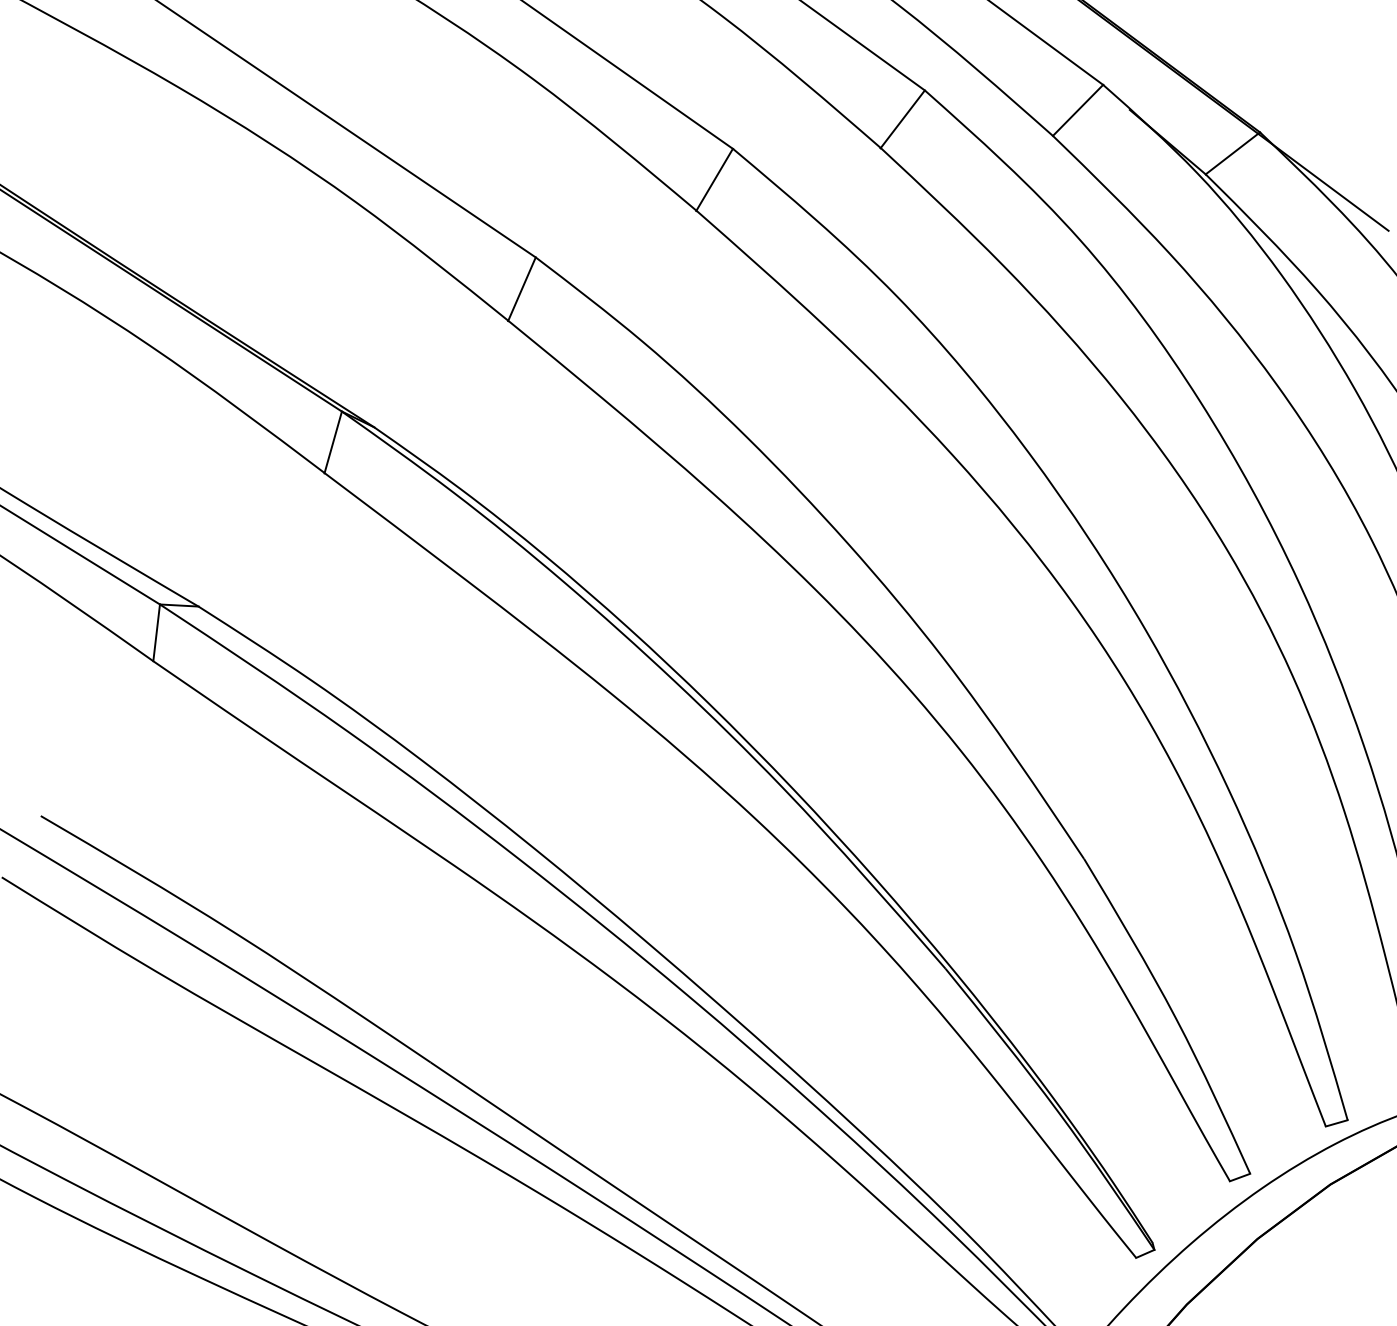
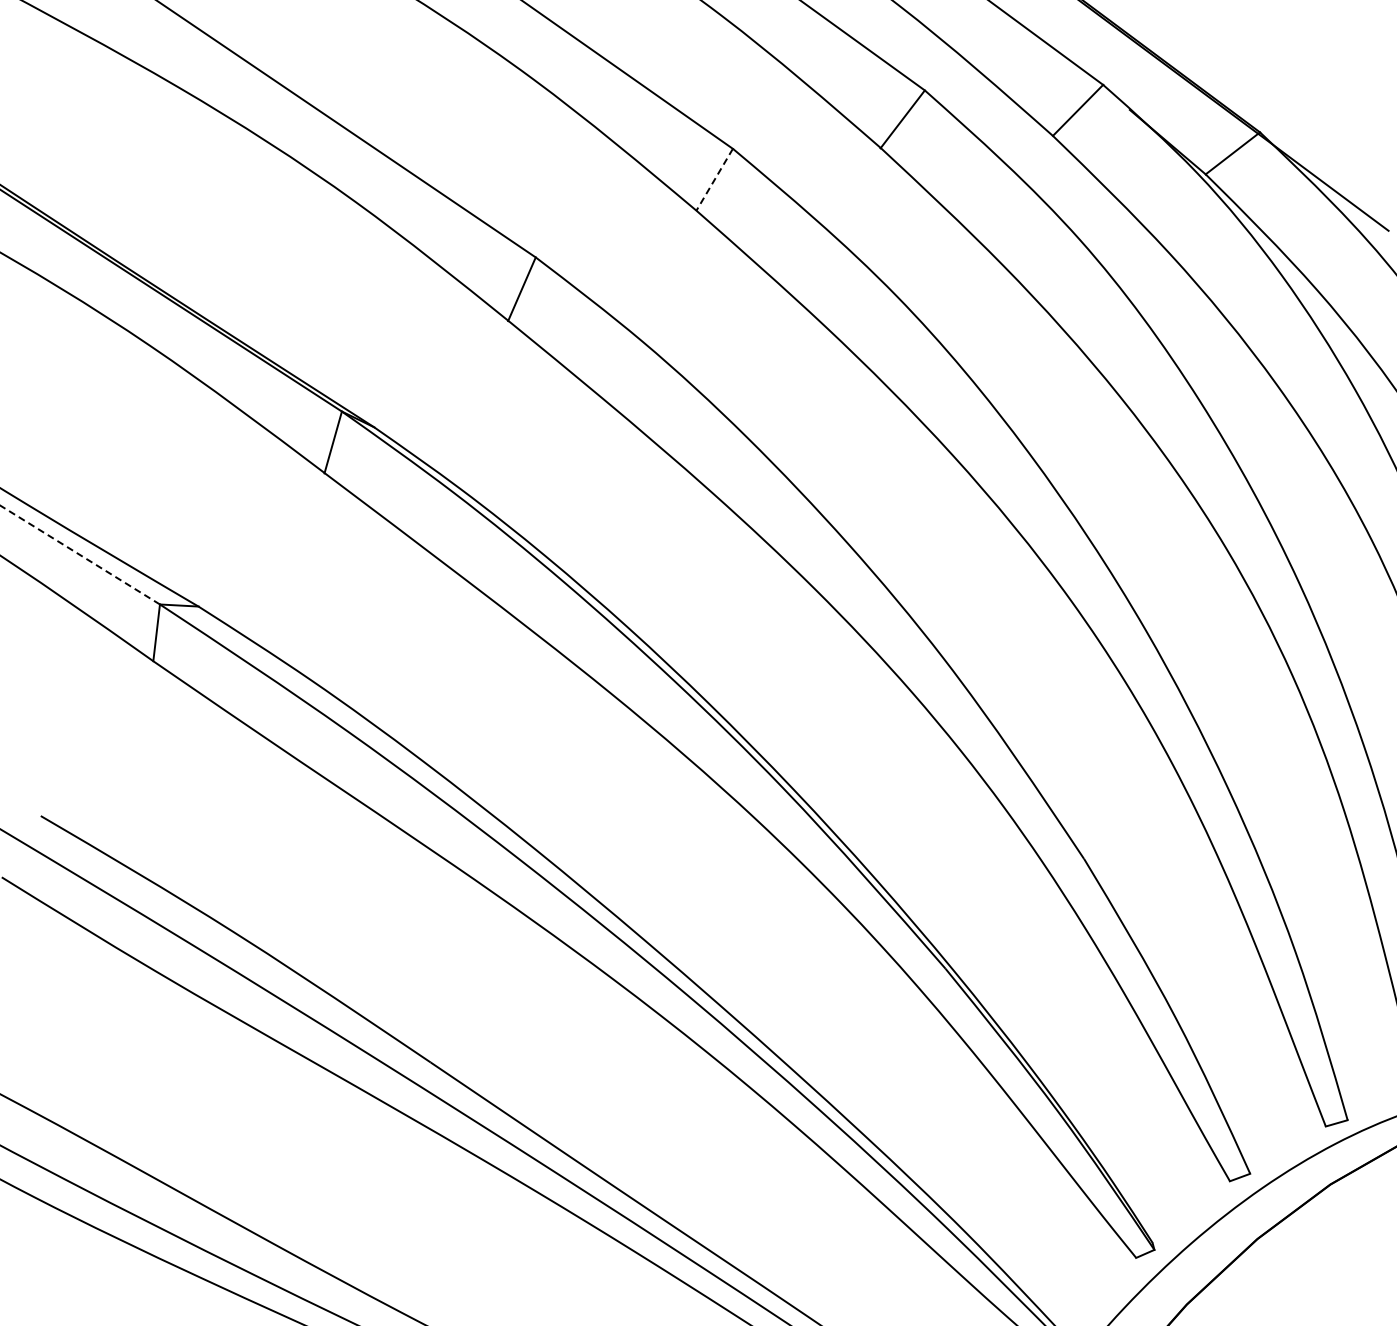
line: solid -> dashed (714, 180)
line: solid -> dashed (80, 555)
